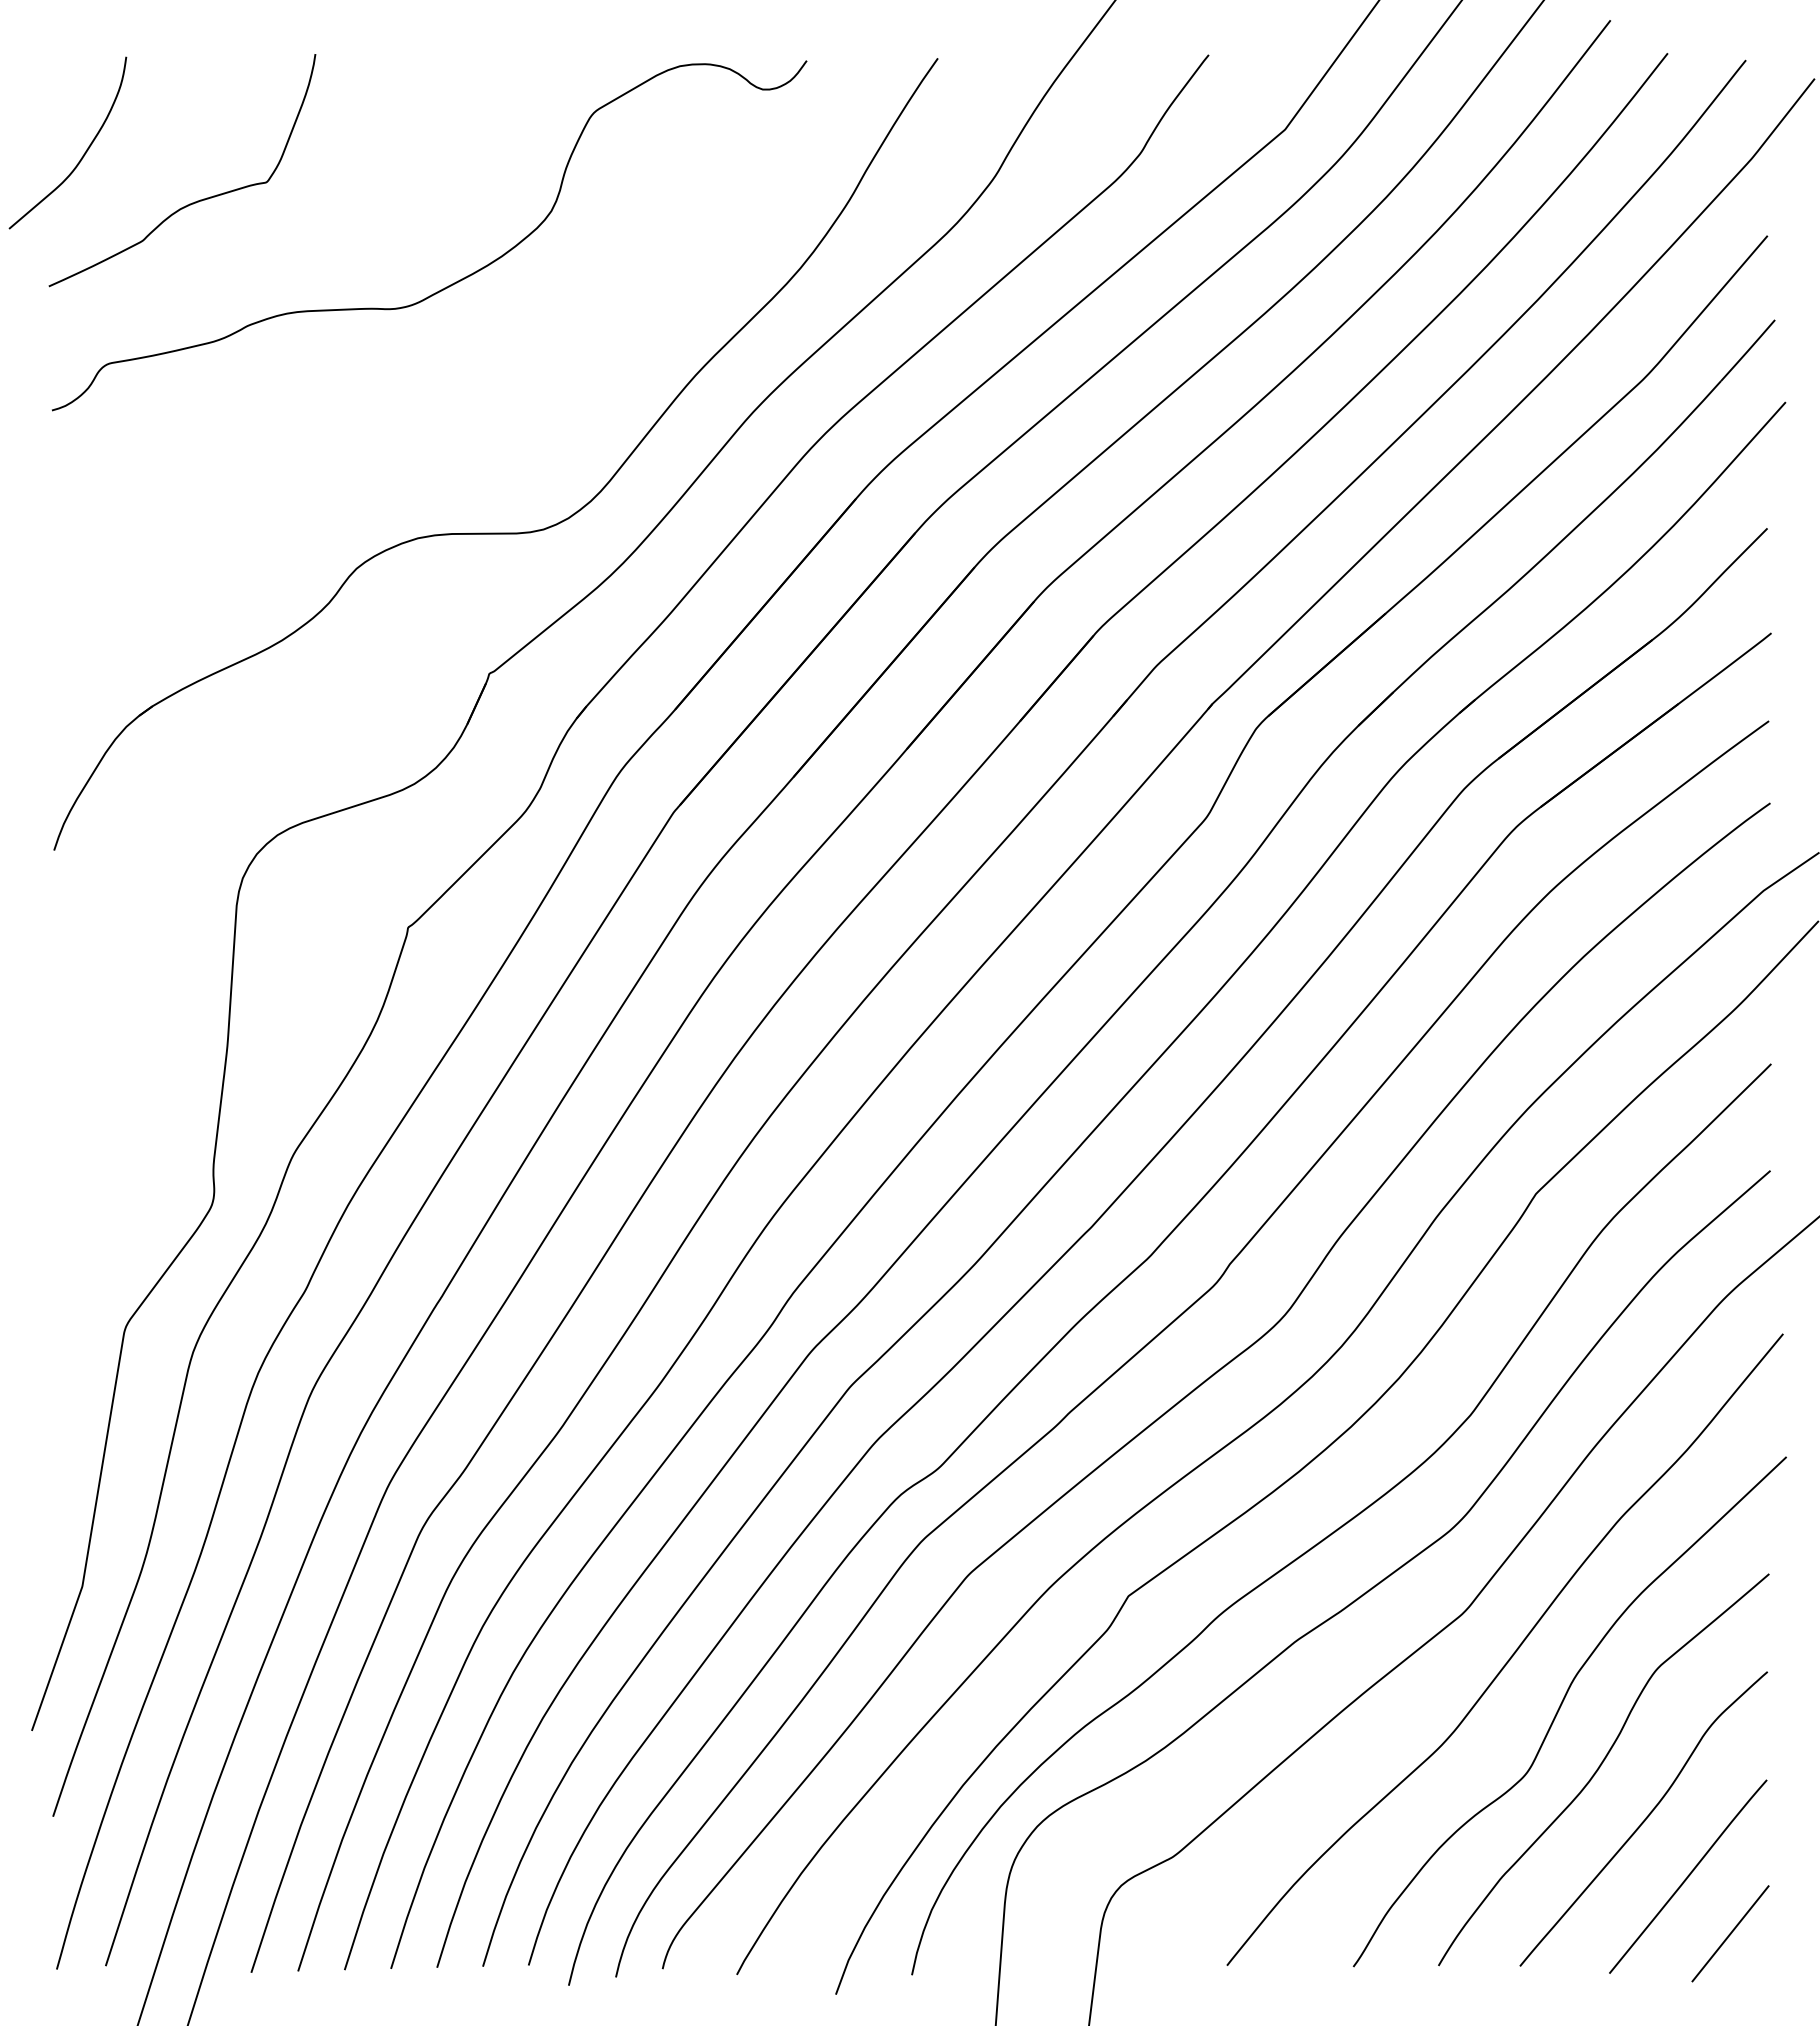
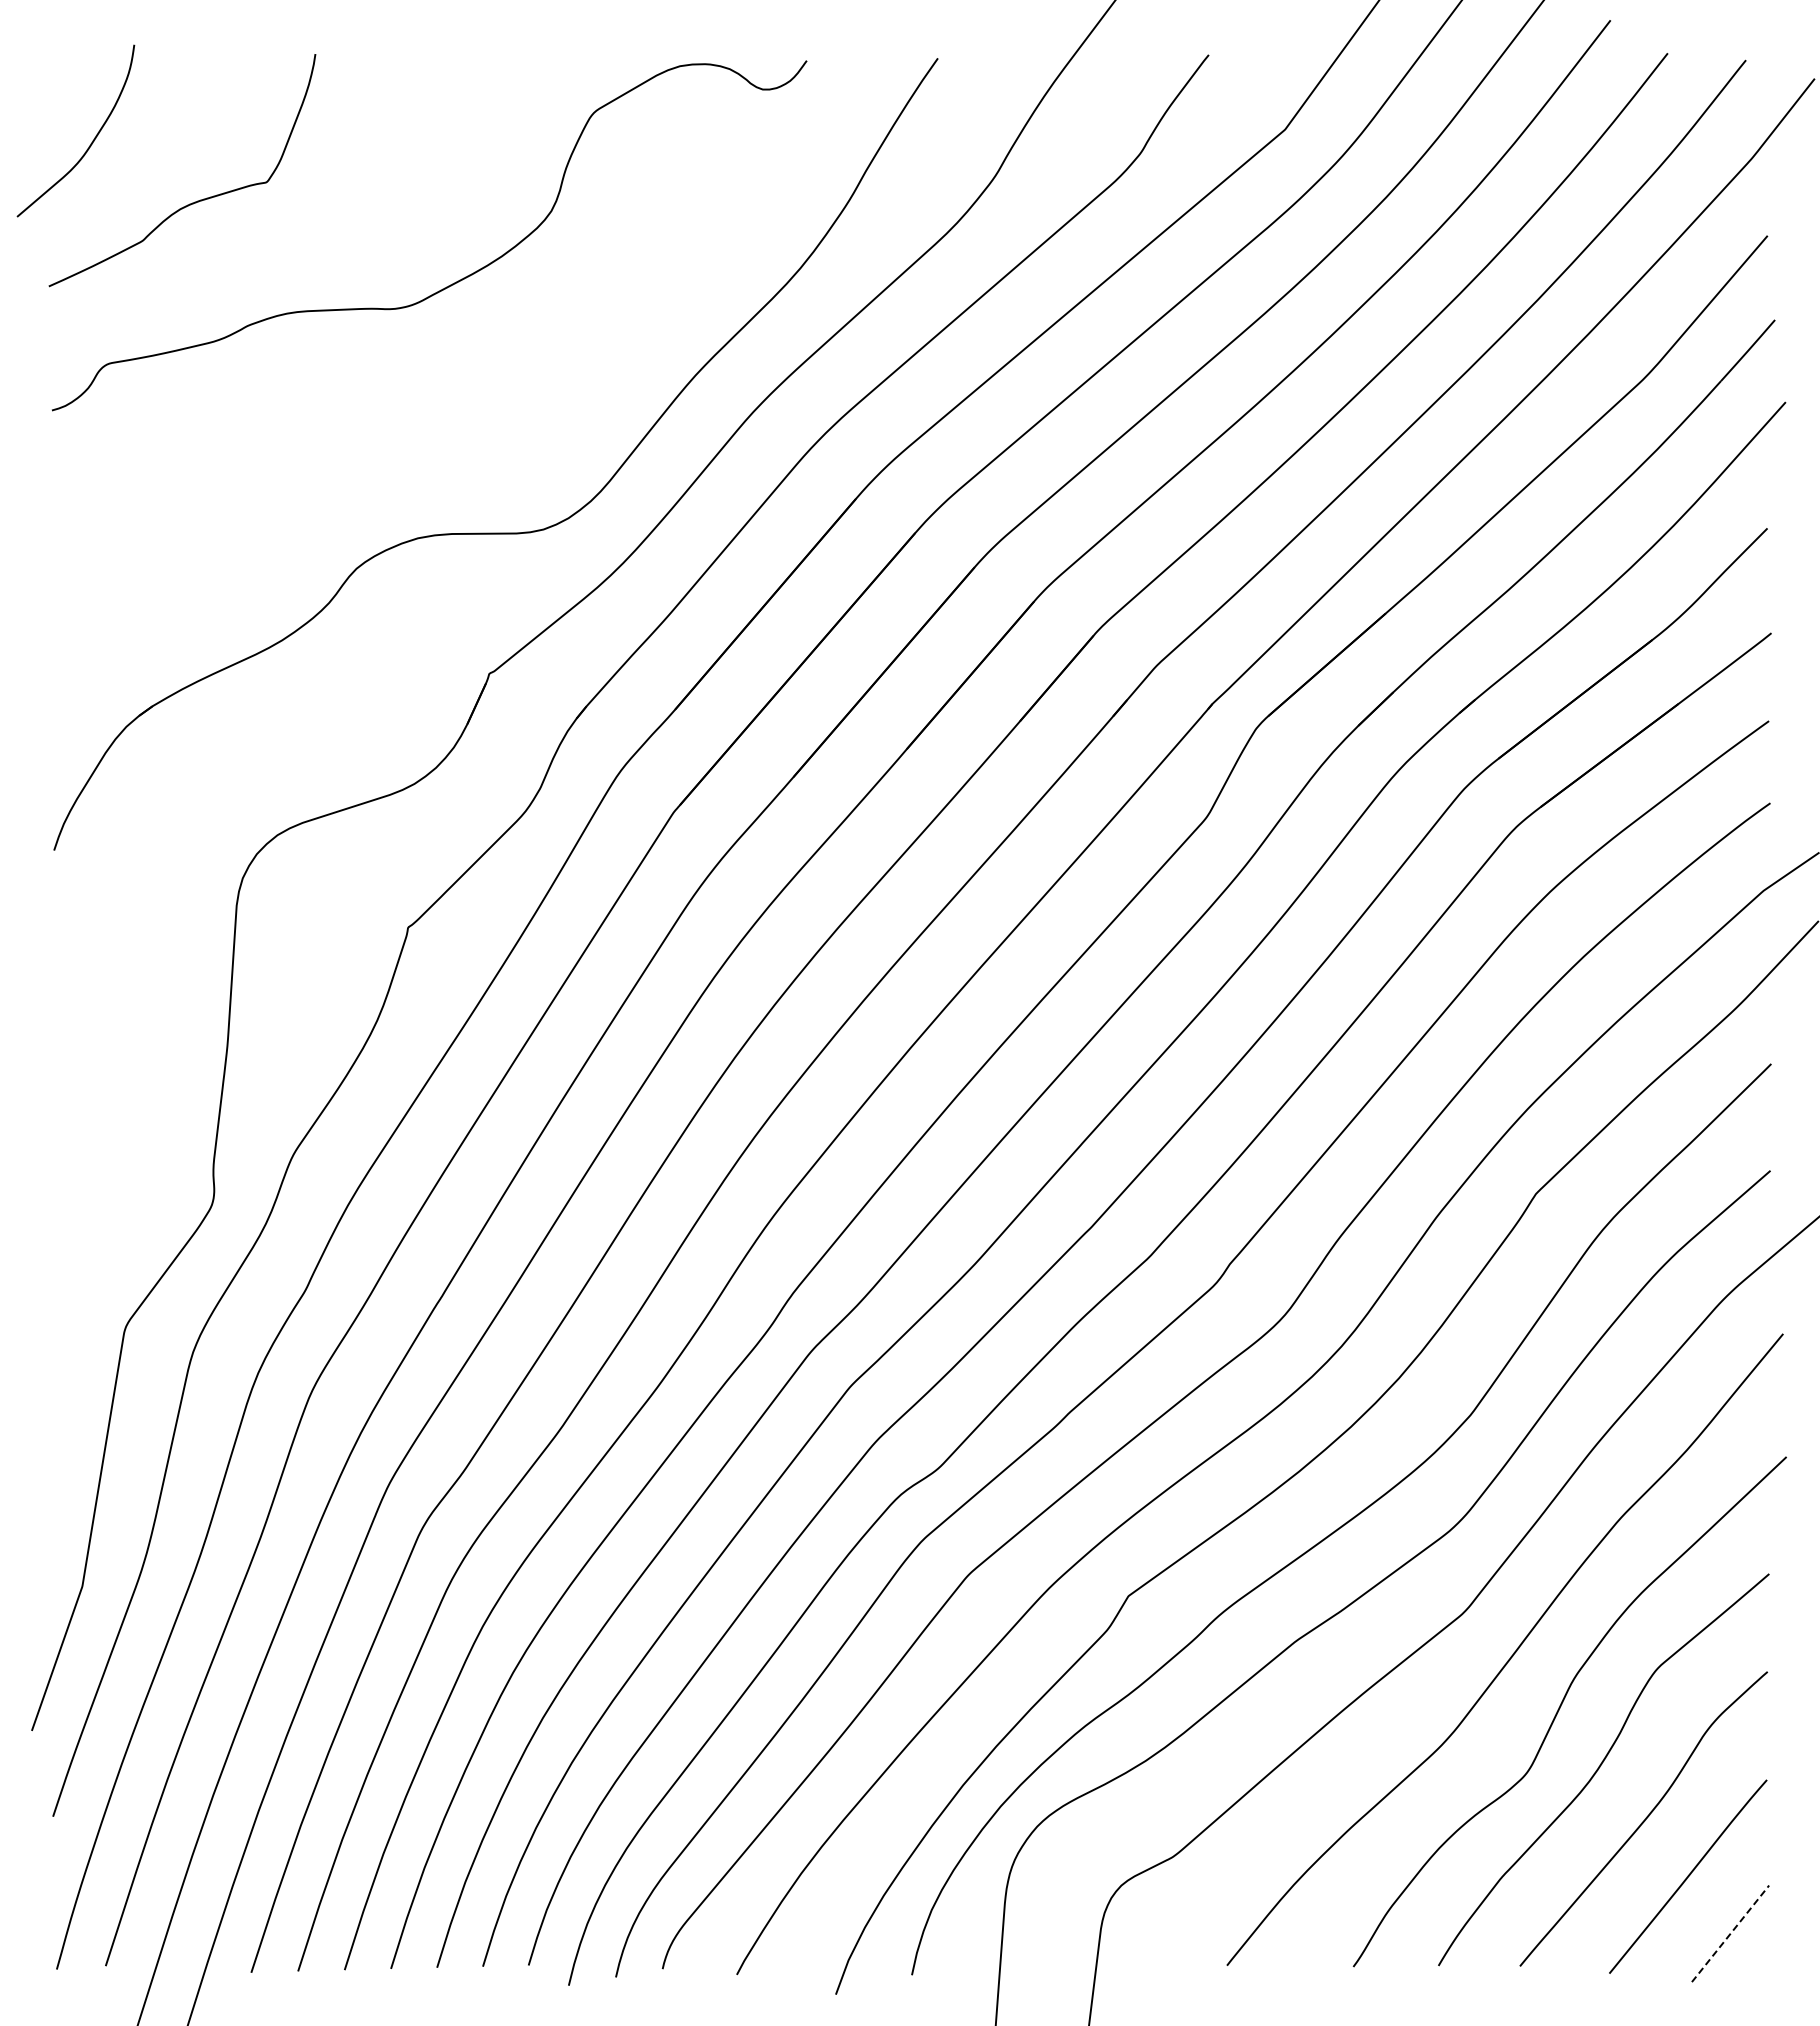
curve position: (84, 152) -> (92, 140) (92, 140)
line: solid -> dashed (1730, 1933)
